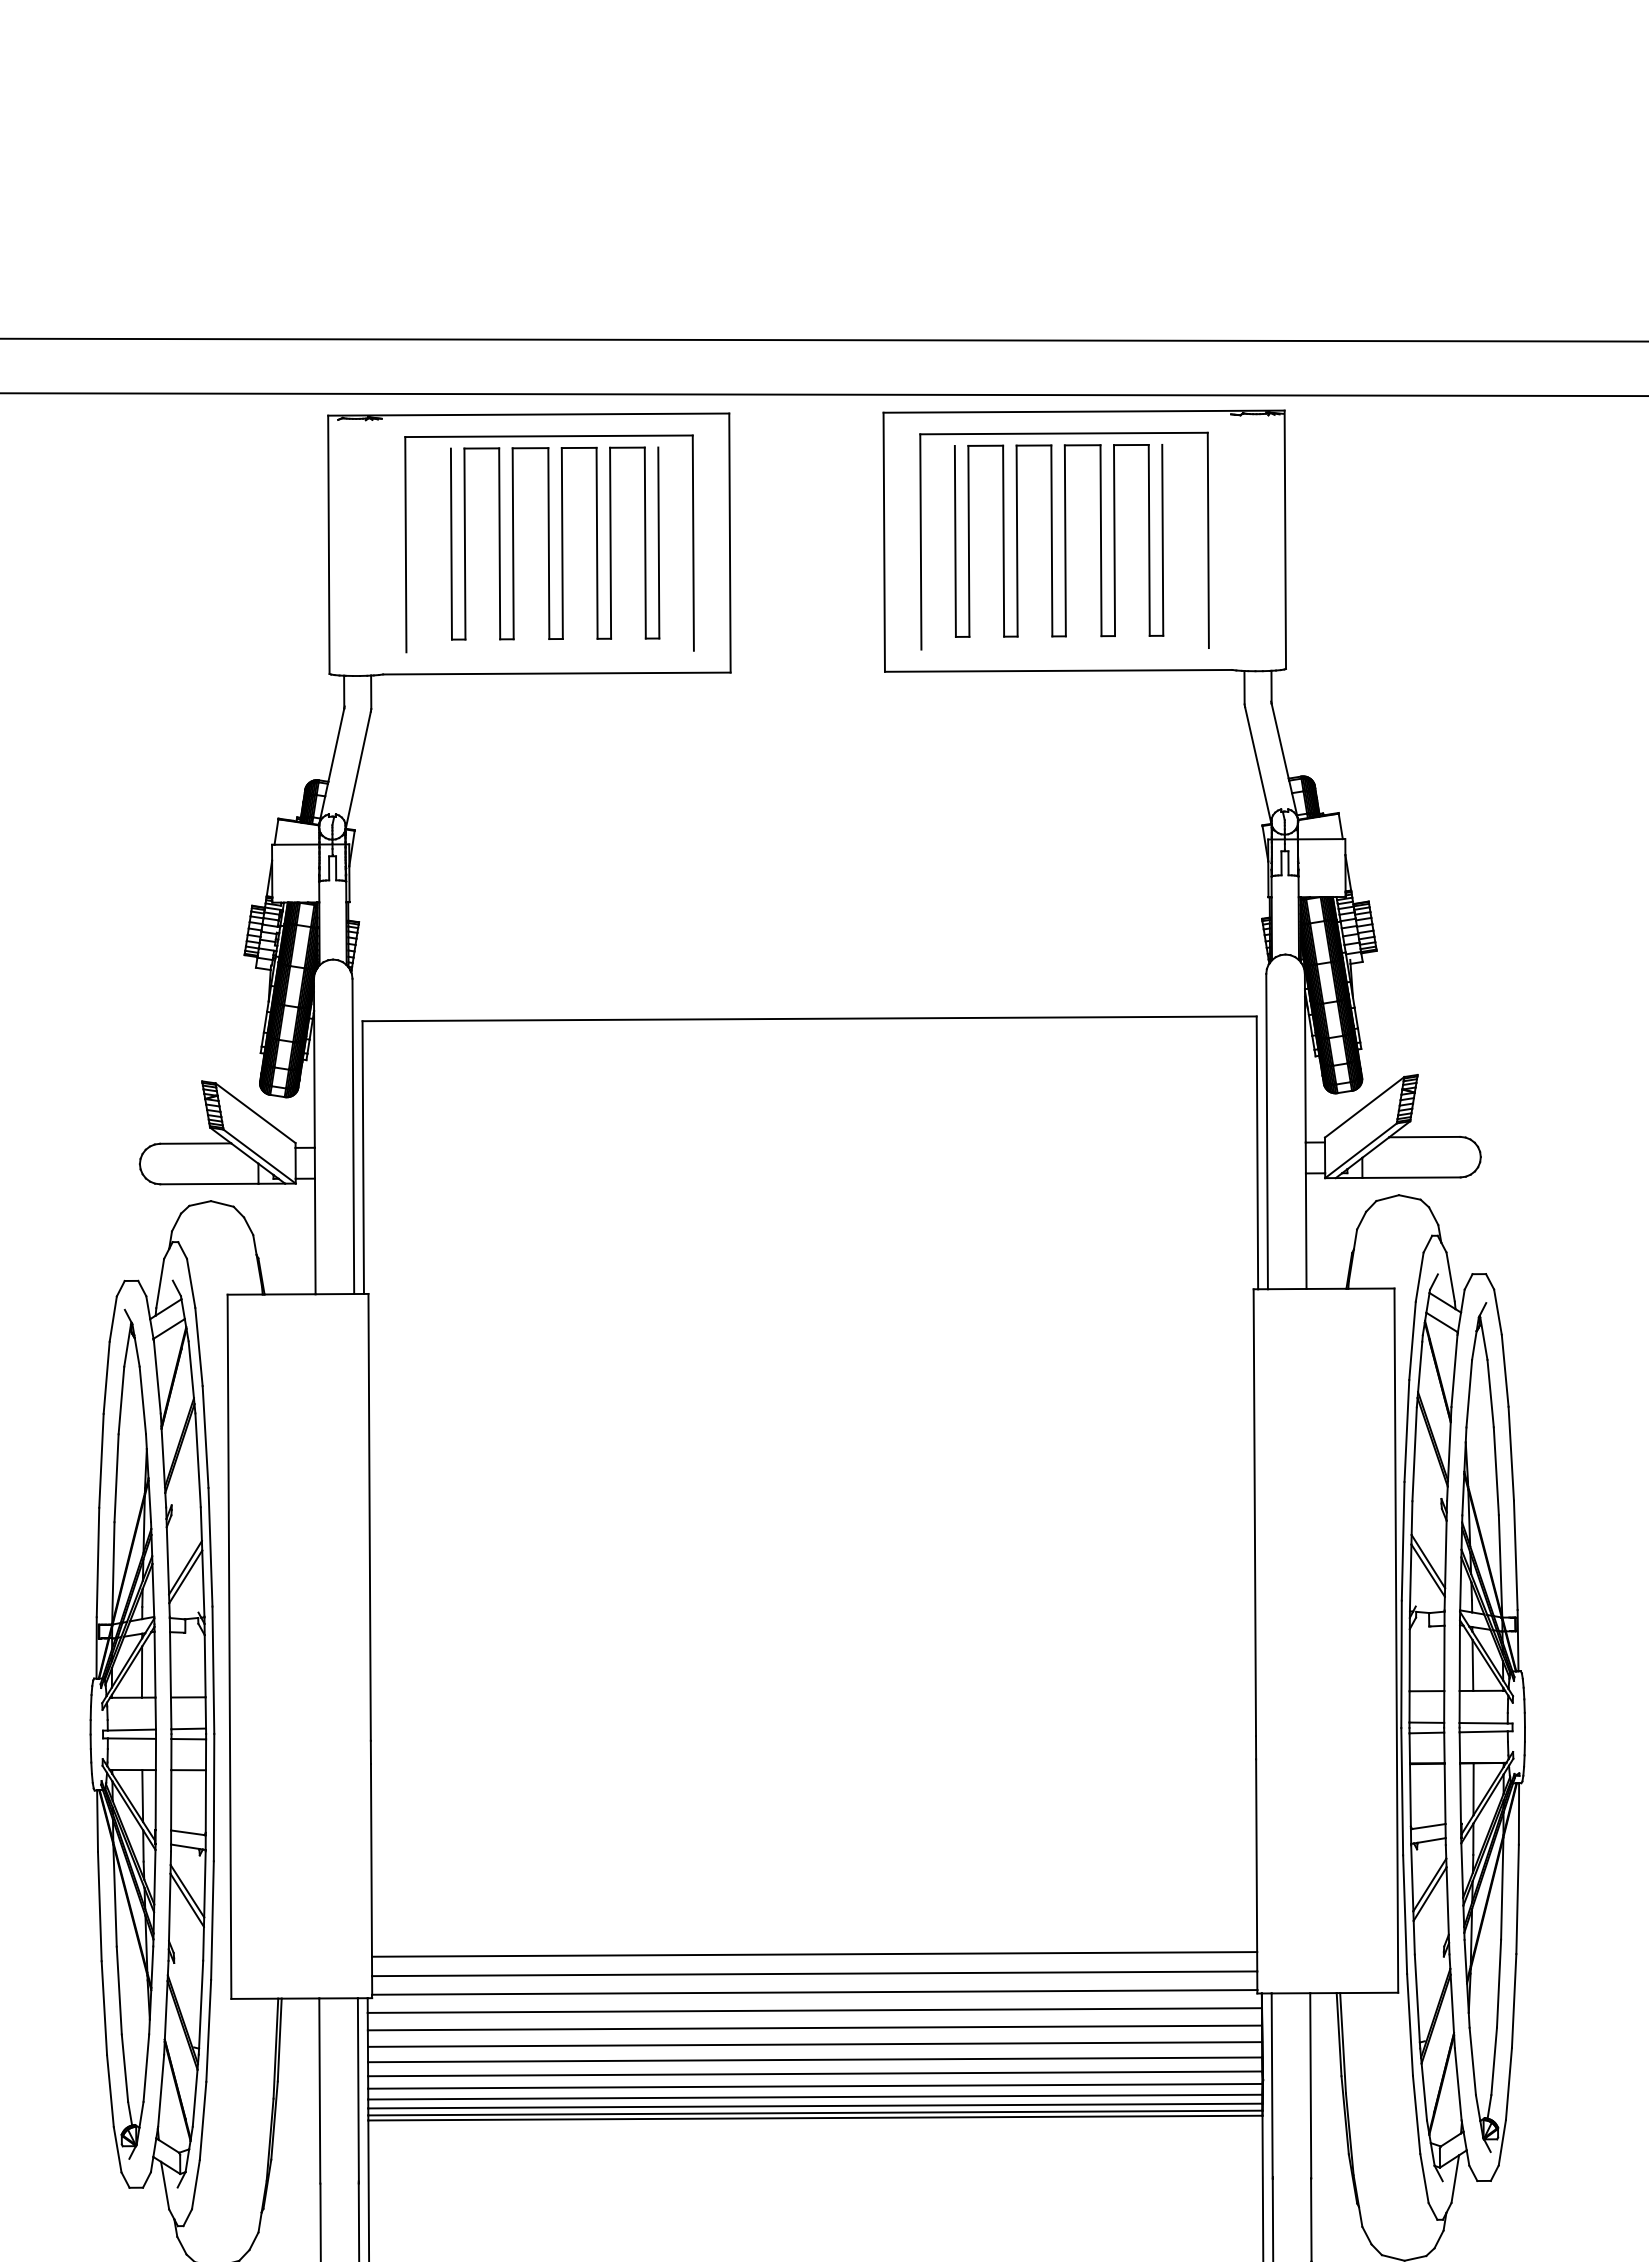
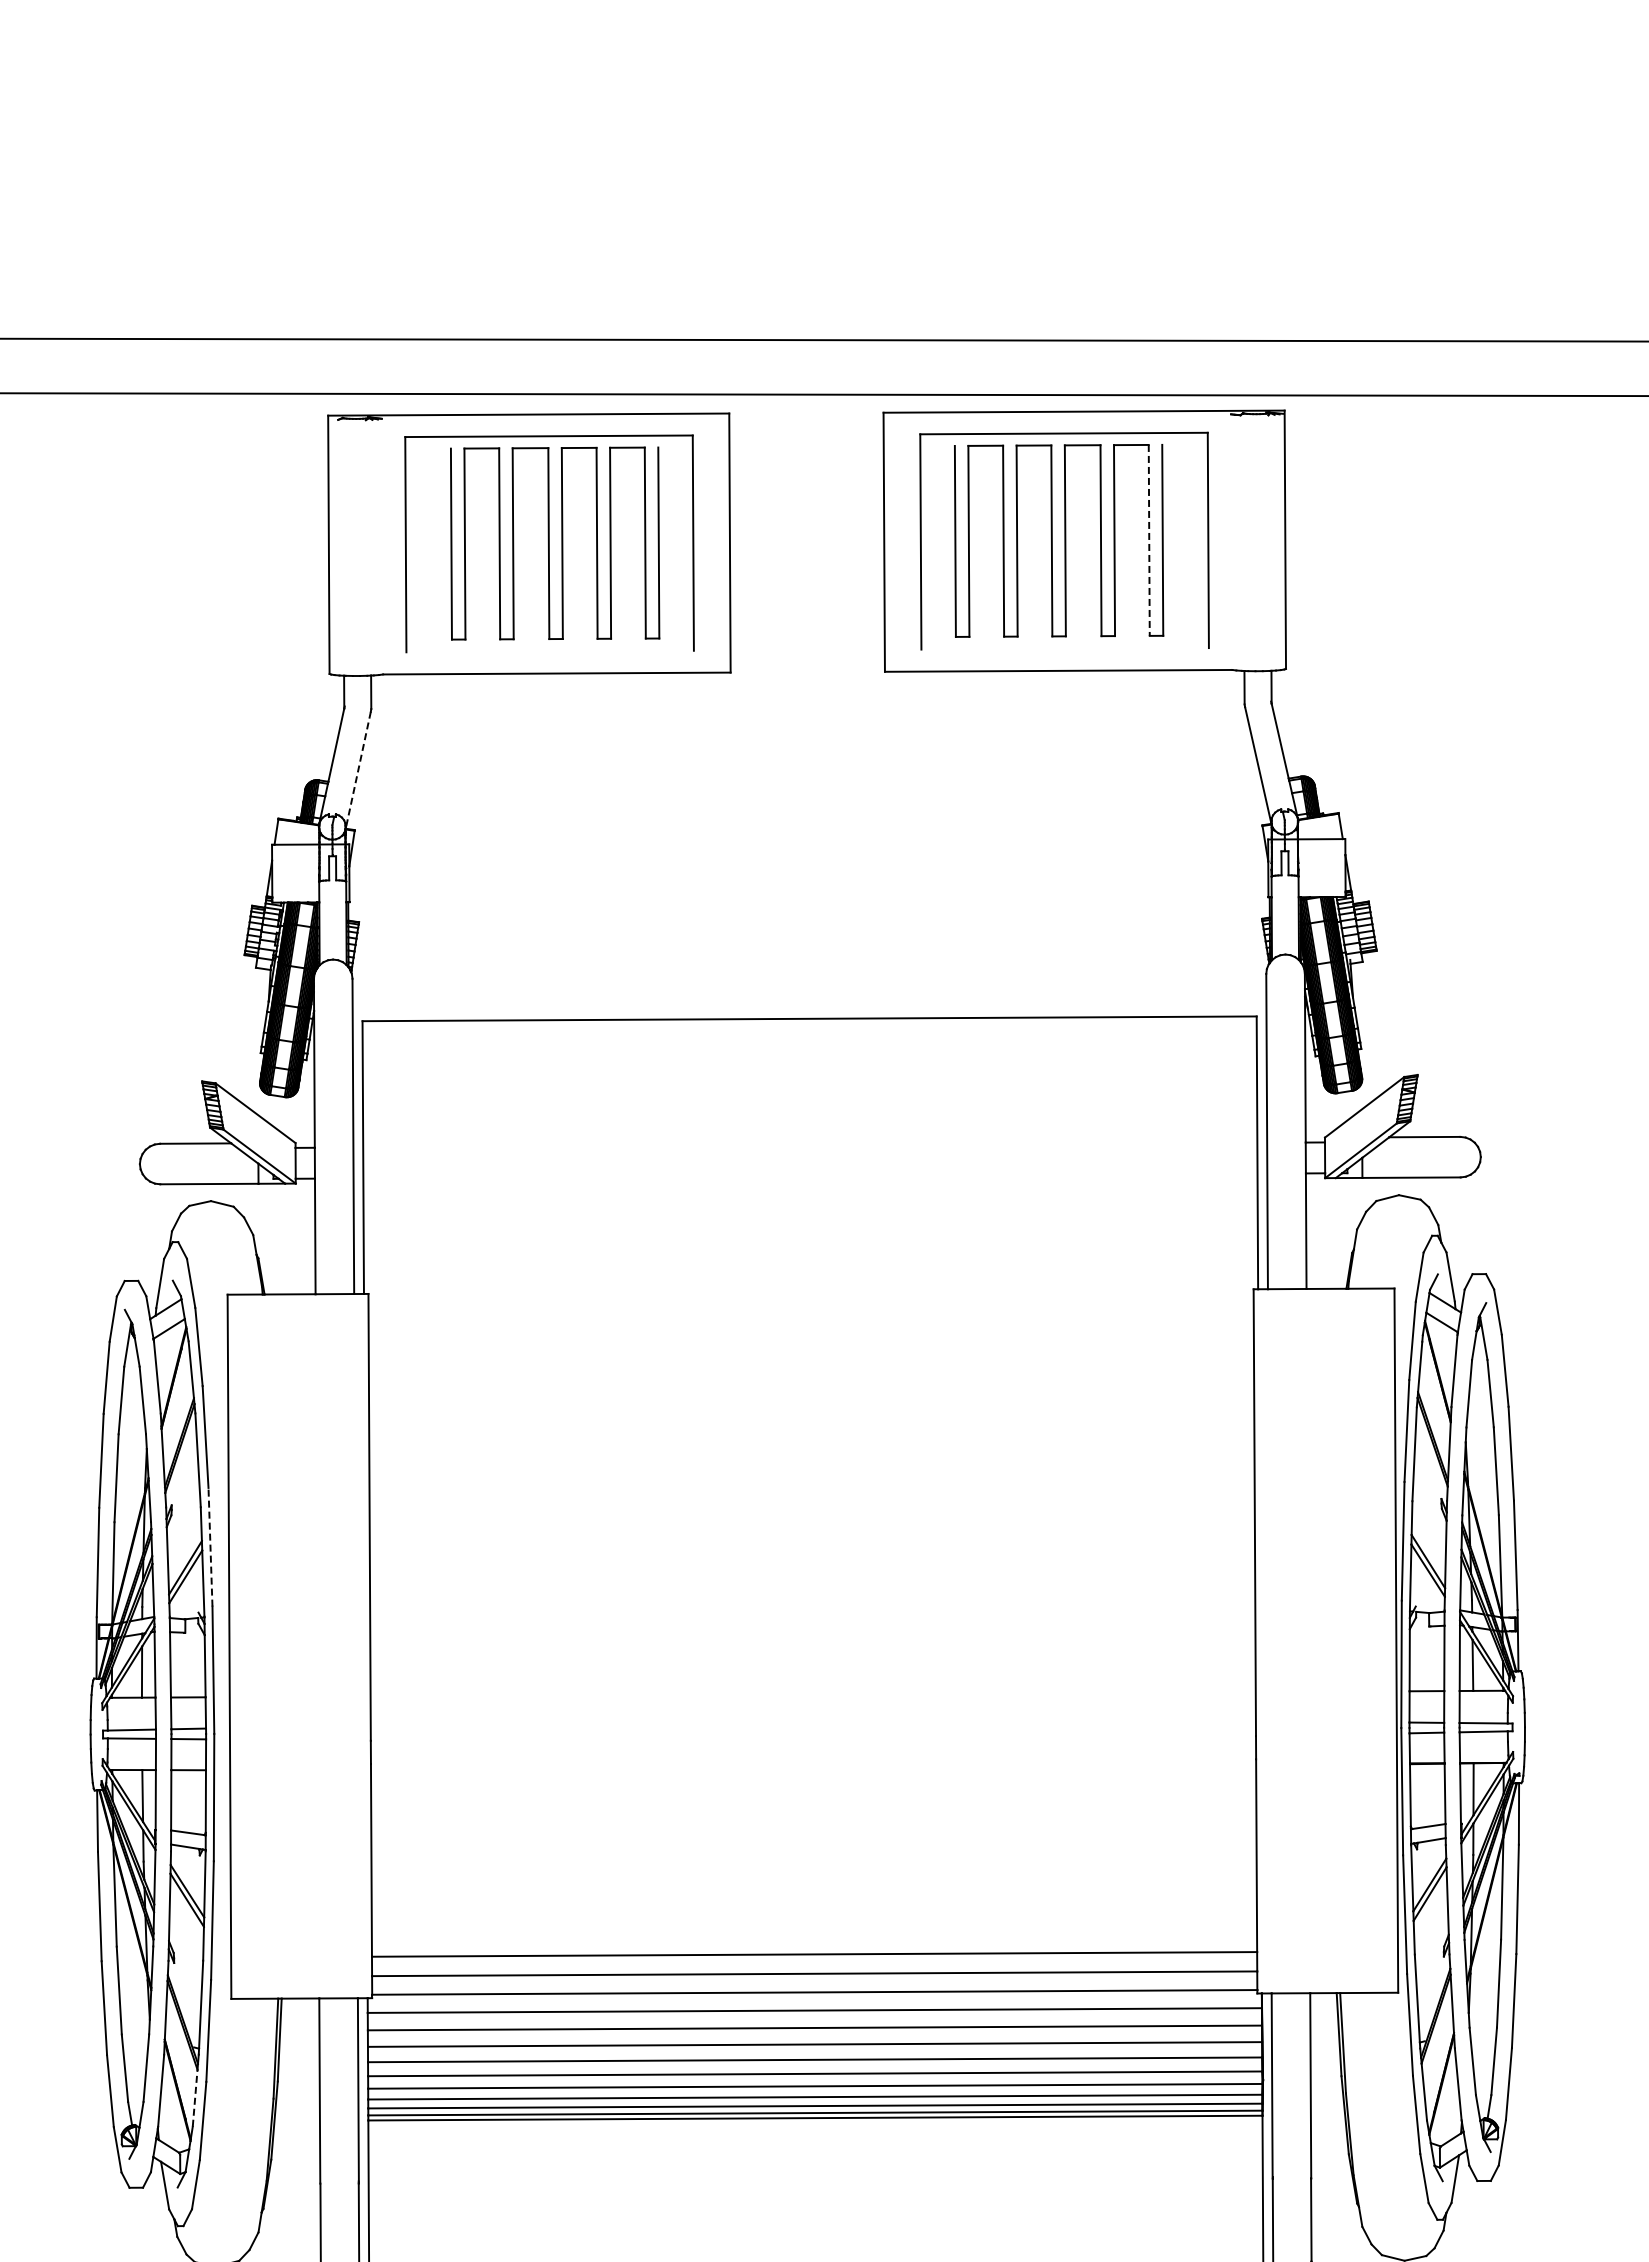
line: solid -> dashed (1149, 540)
line: solid -> dashed (358, 770)
line: solid -> dashed (210, 1546)
line: solid -> dashed (195, 2098)
